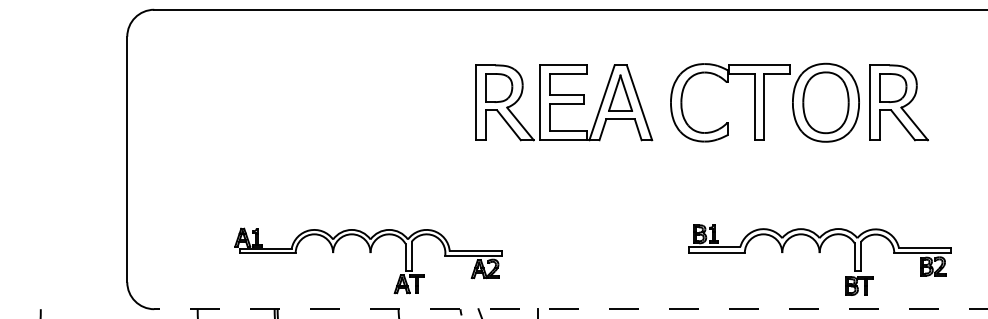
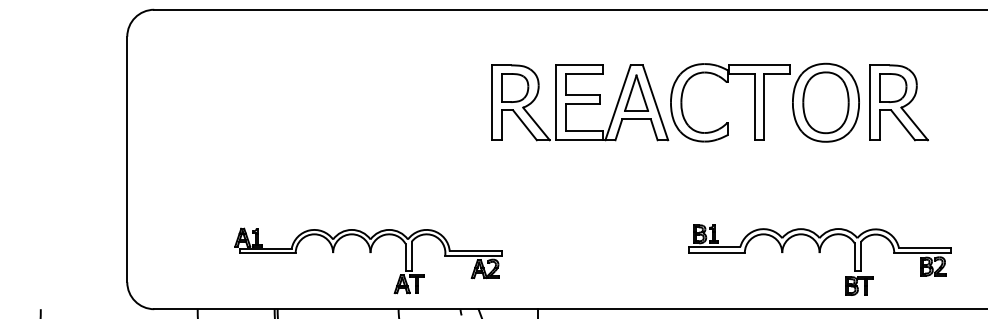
part position: (564, 102) -> (580, 102) (580, 102)
line: dashed -> solid (570, 309)
